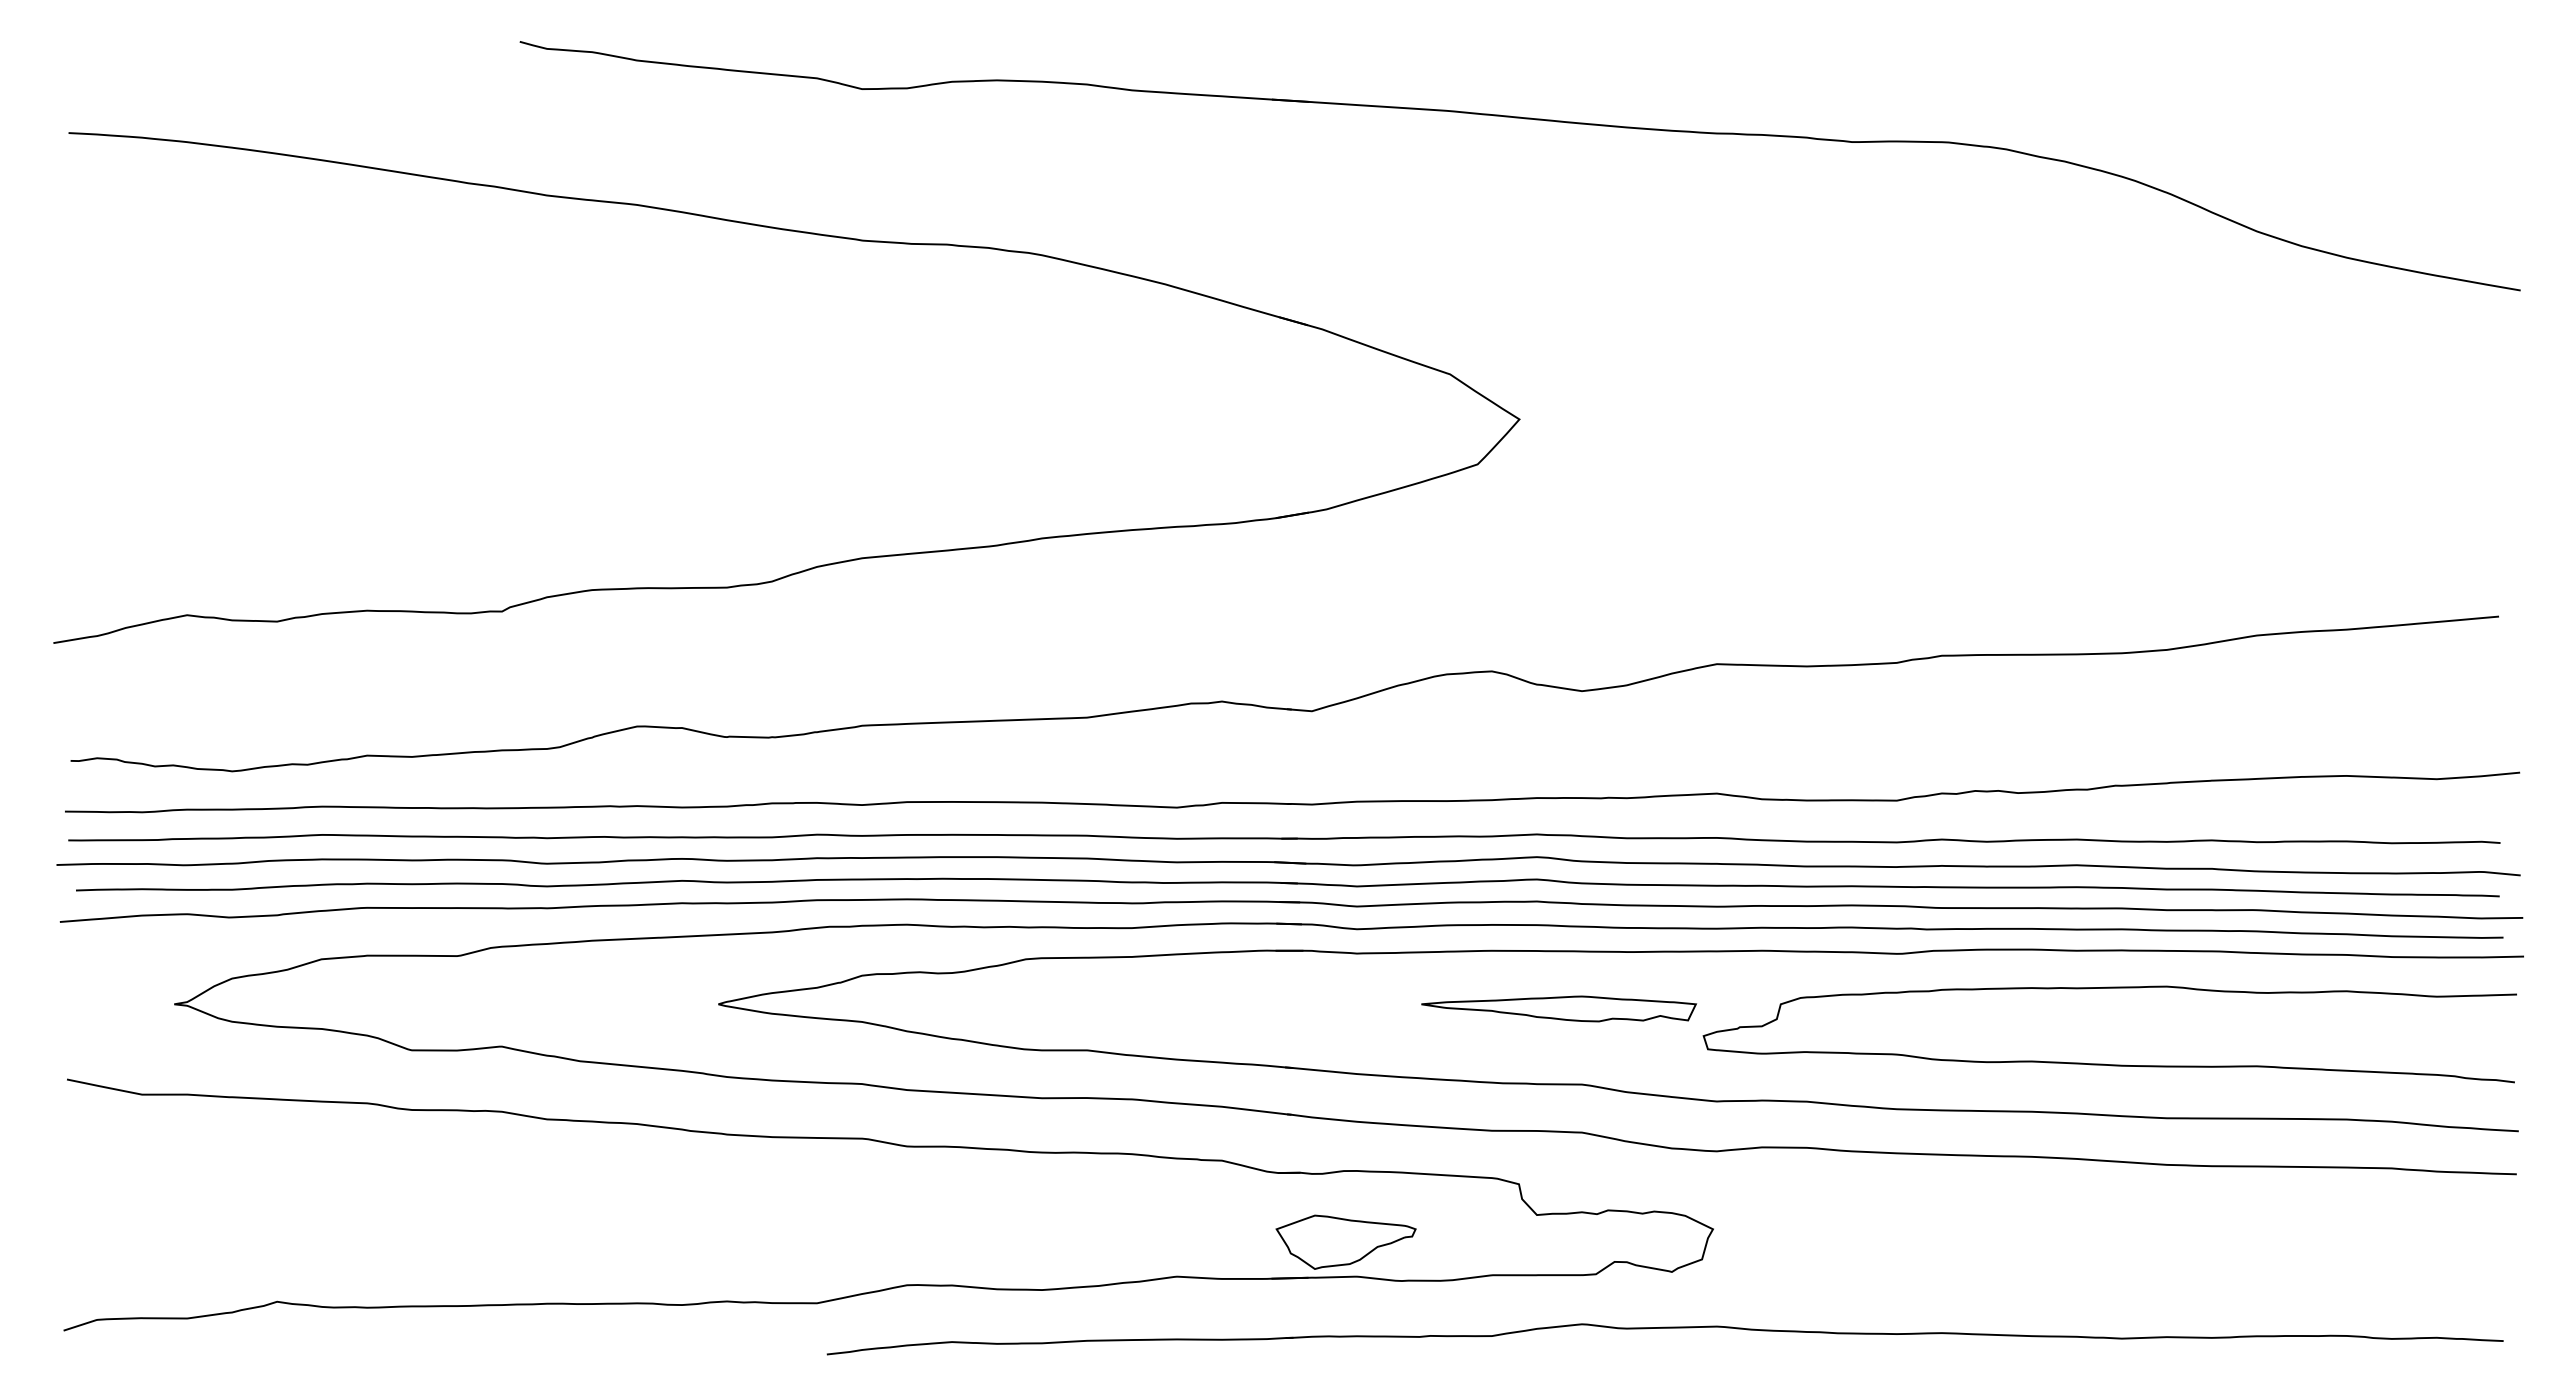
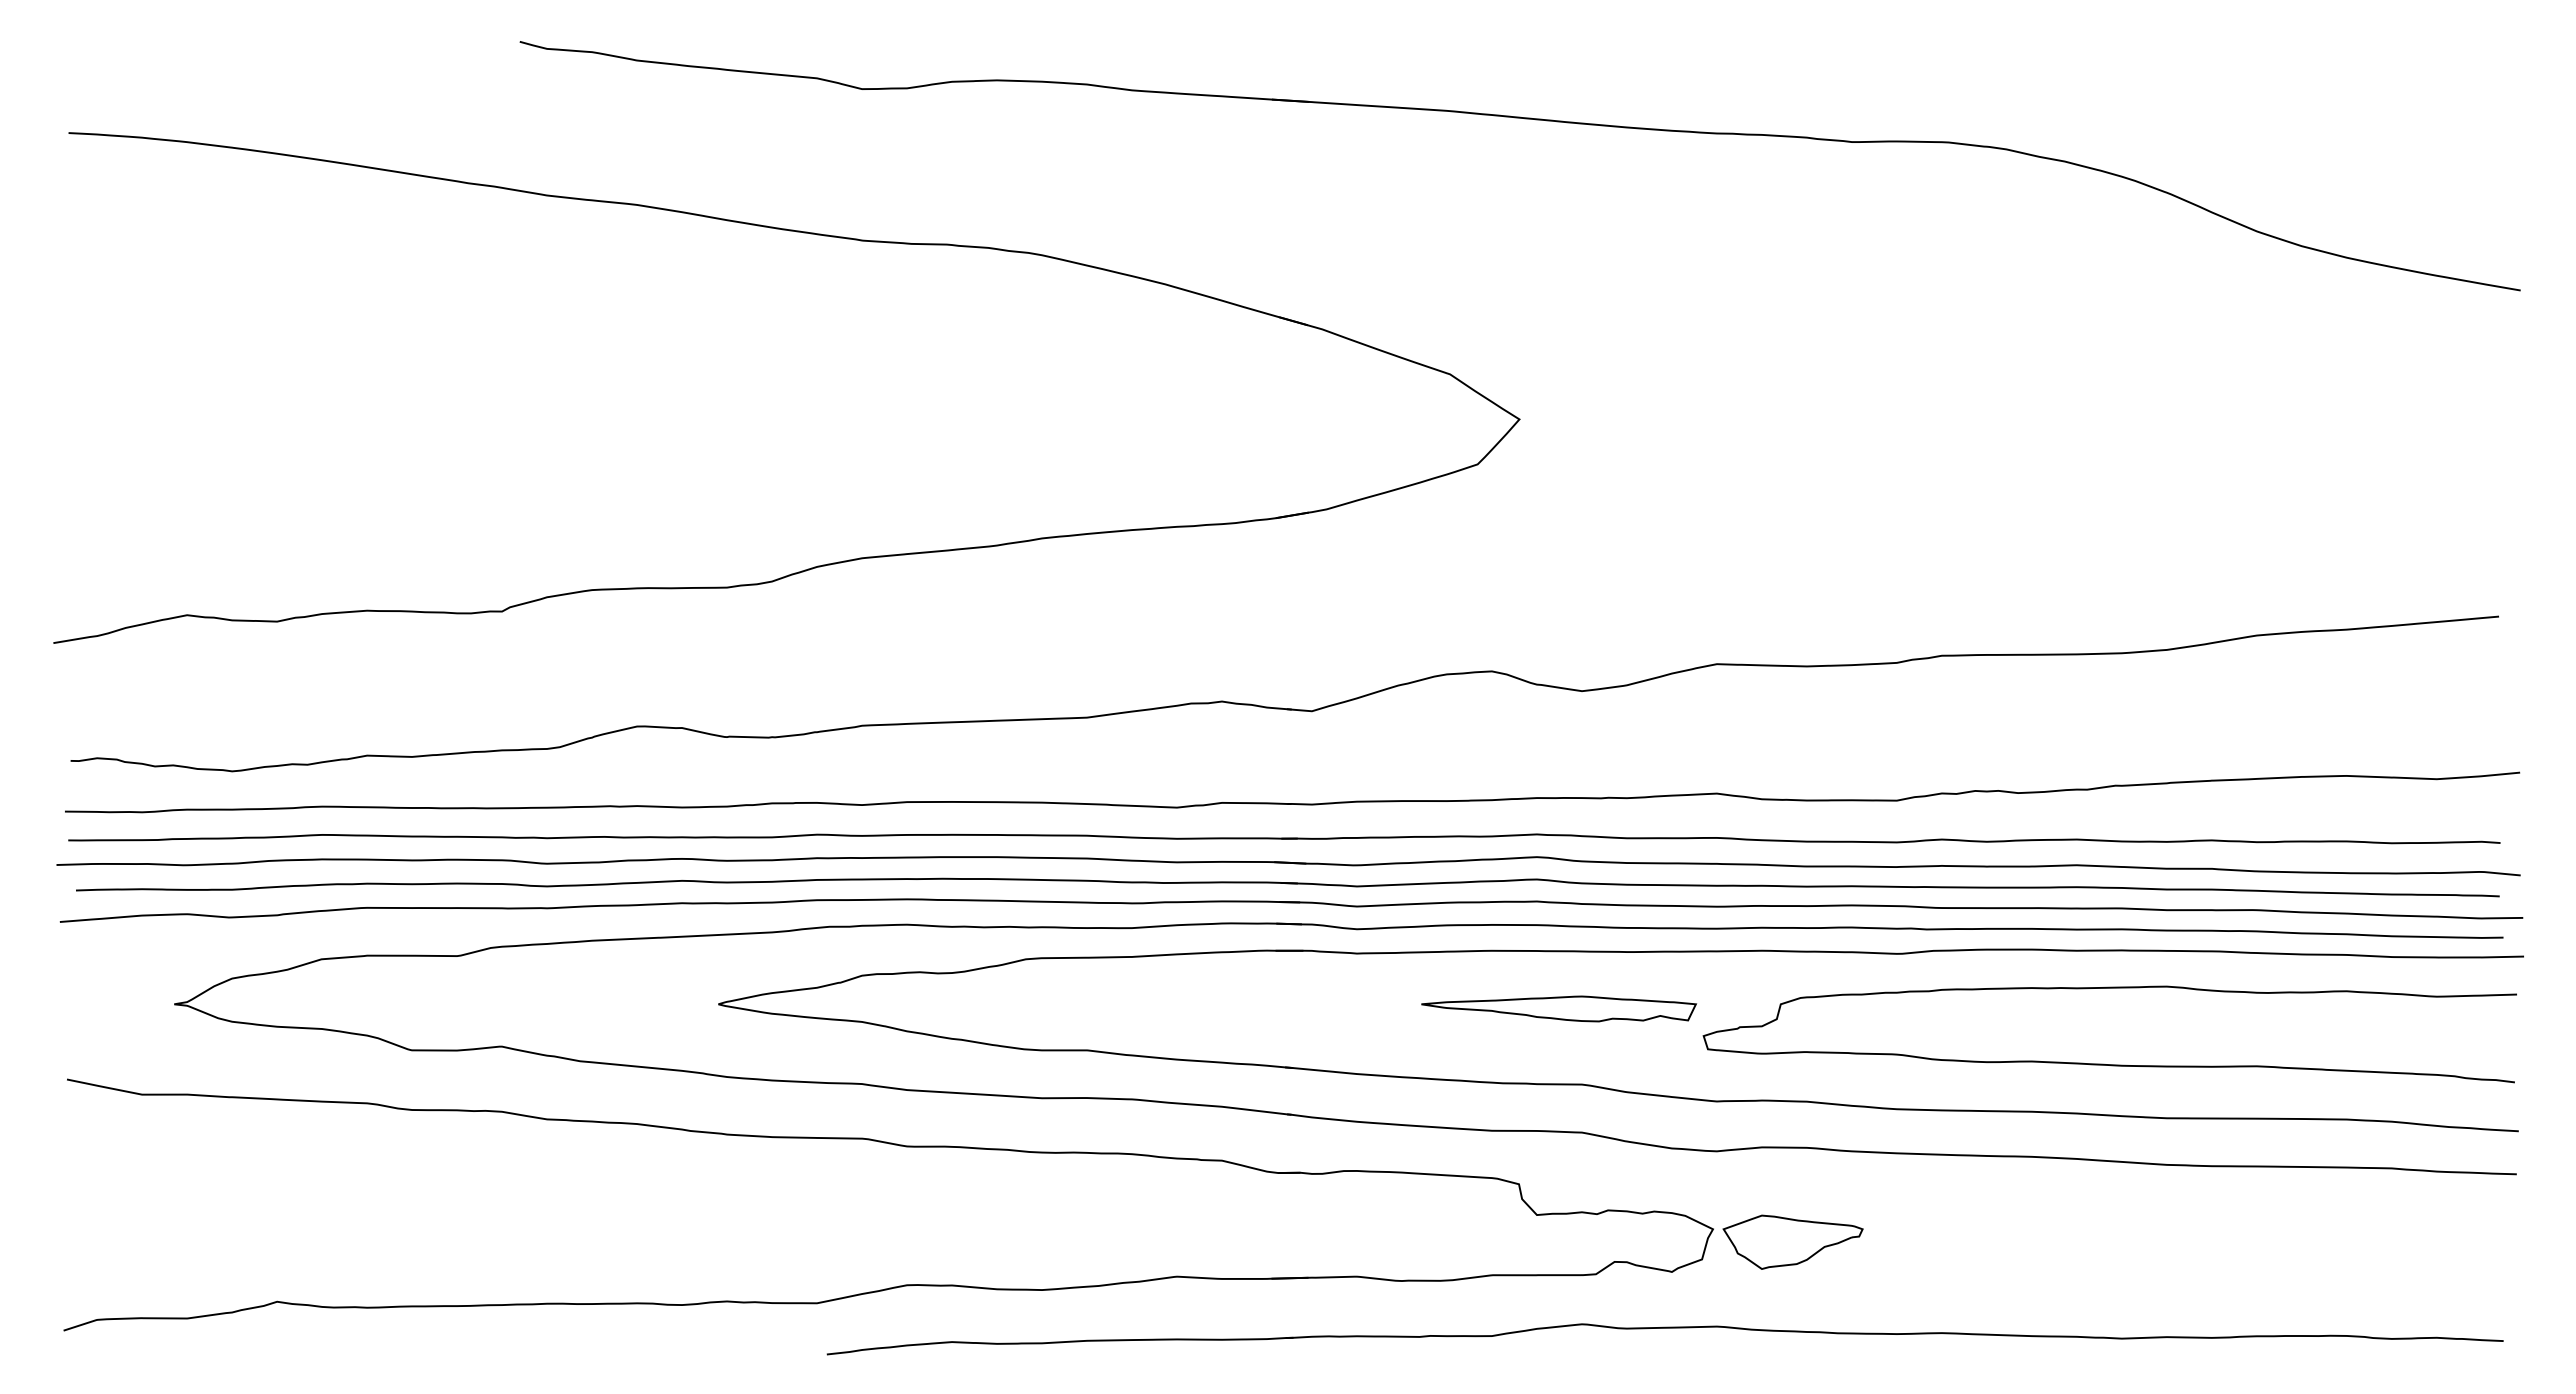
part position: (1345, 1241) -> (1792, 1241) (1792, 1241)
